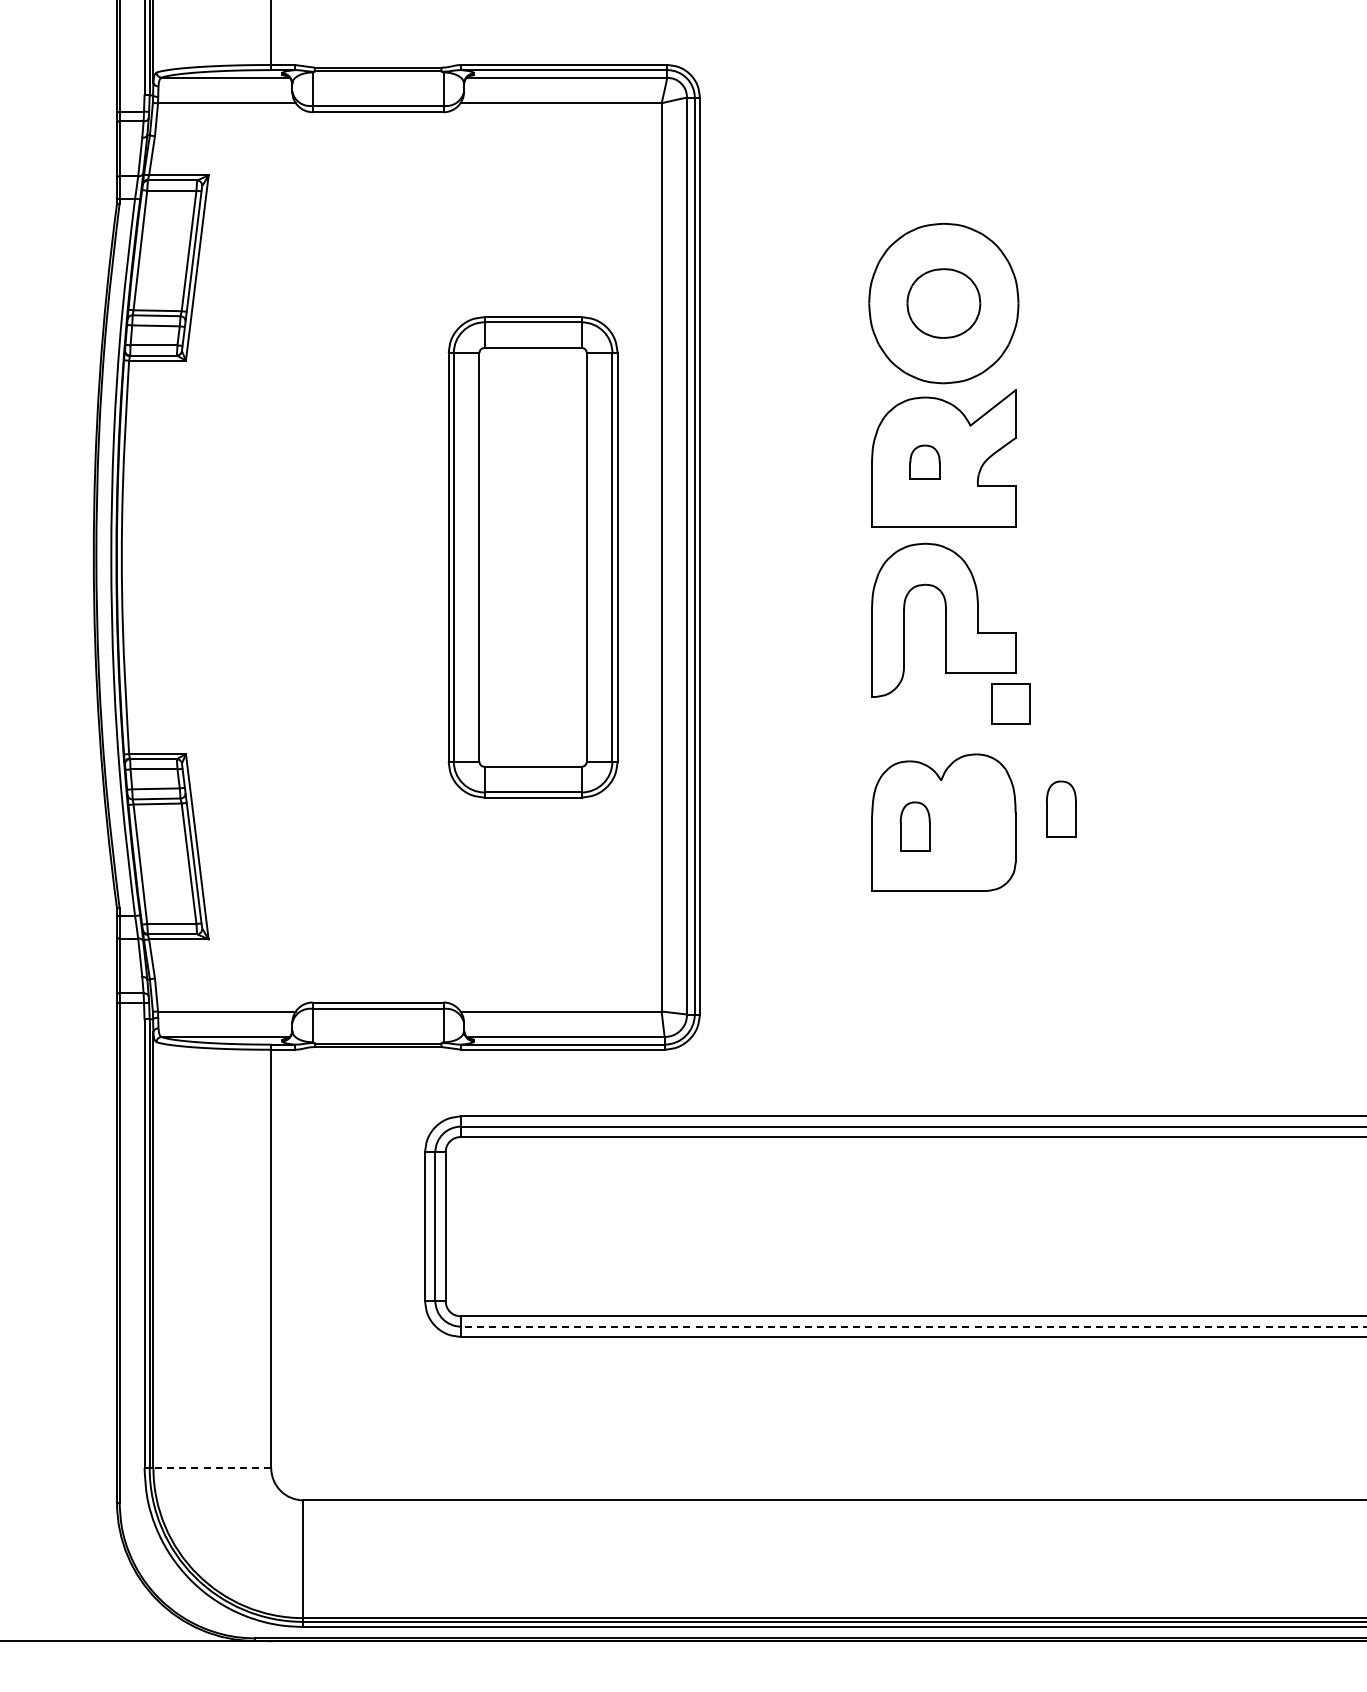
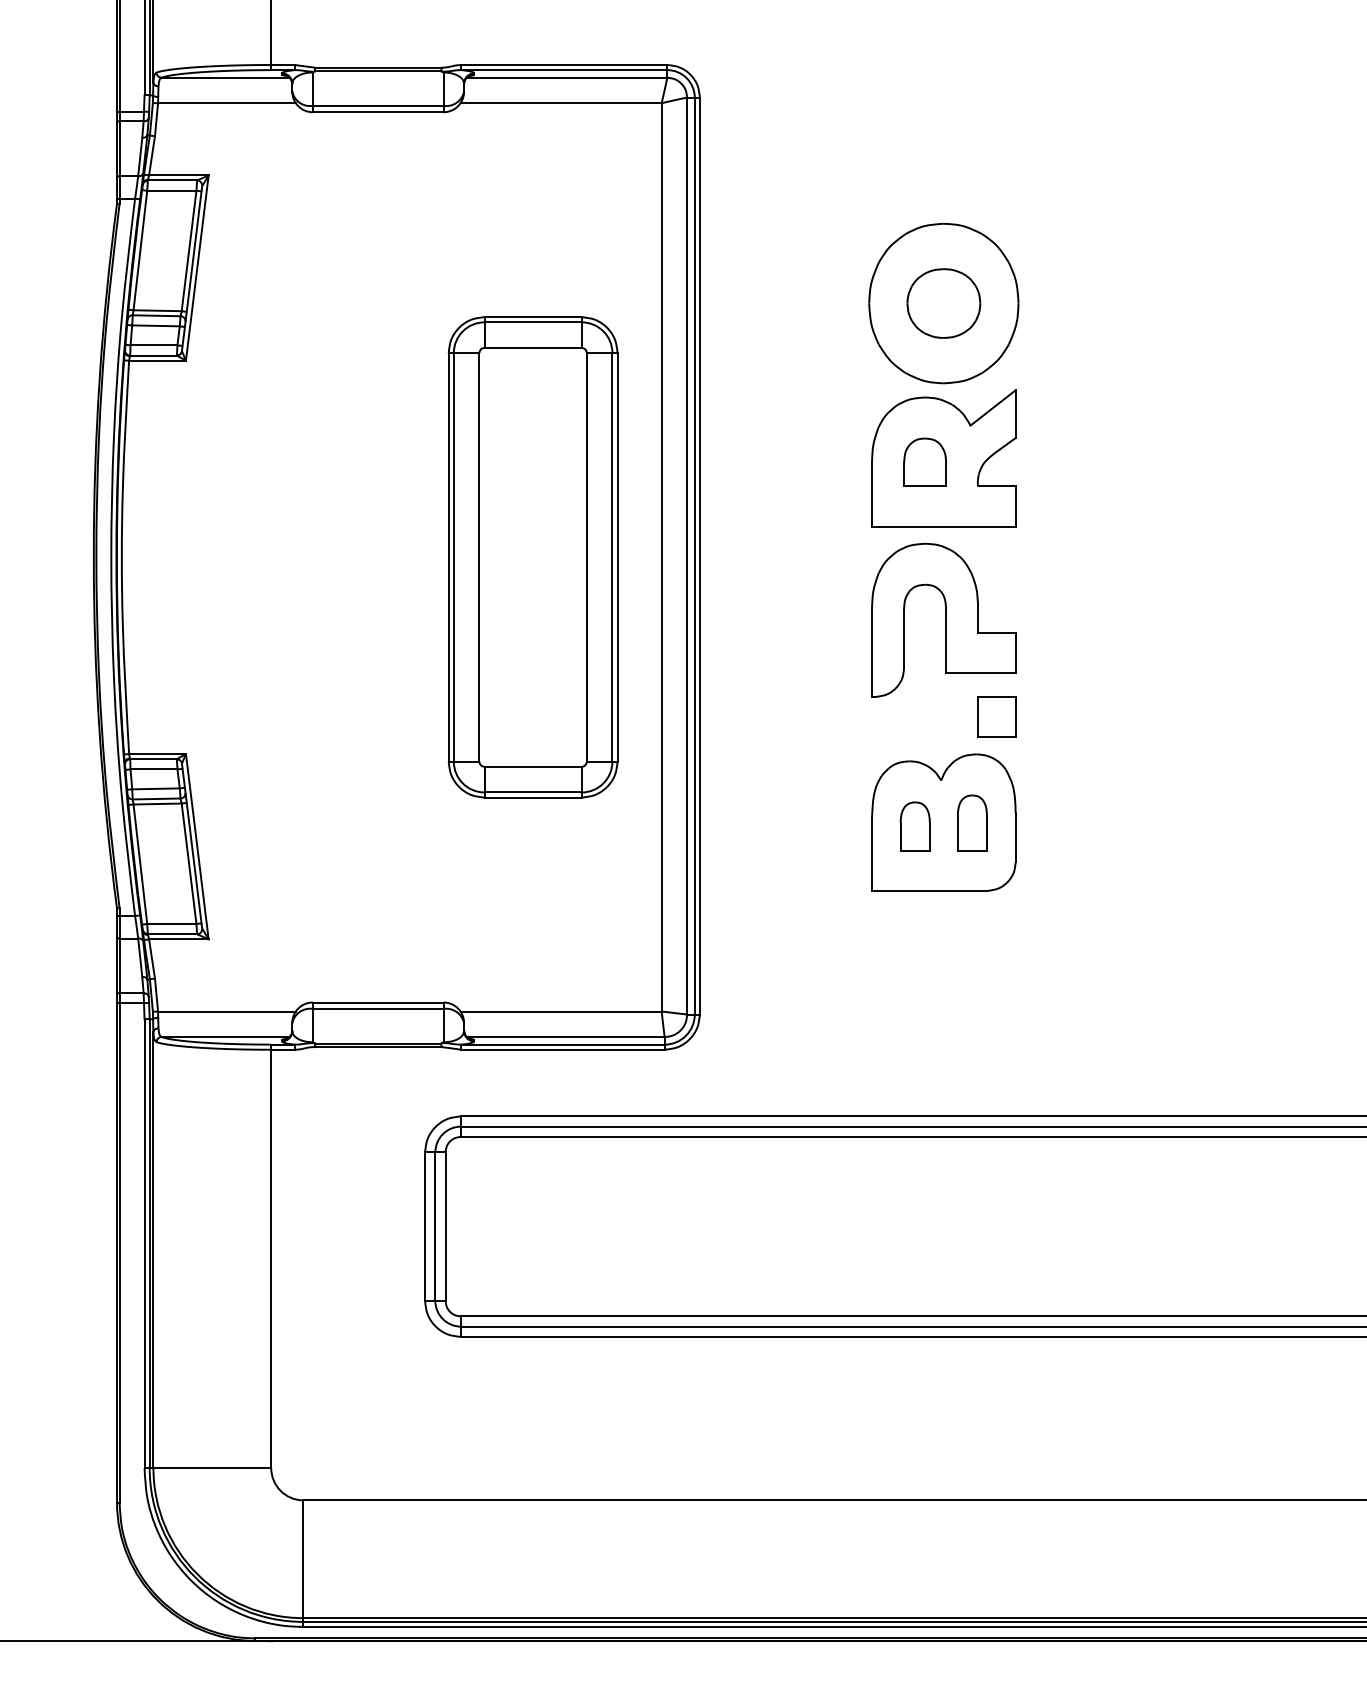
part size: 32x36 px -> 44x50 px (924, 461)
part position: (1010, 703) -> (996, 716) (996, 716)
part position: (1061, 808) -> (972, 822) (972, 822)
line: dashed -> solid (913, 1326)
line: dashed -> solid (212, 1468)
